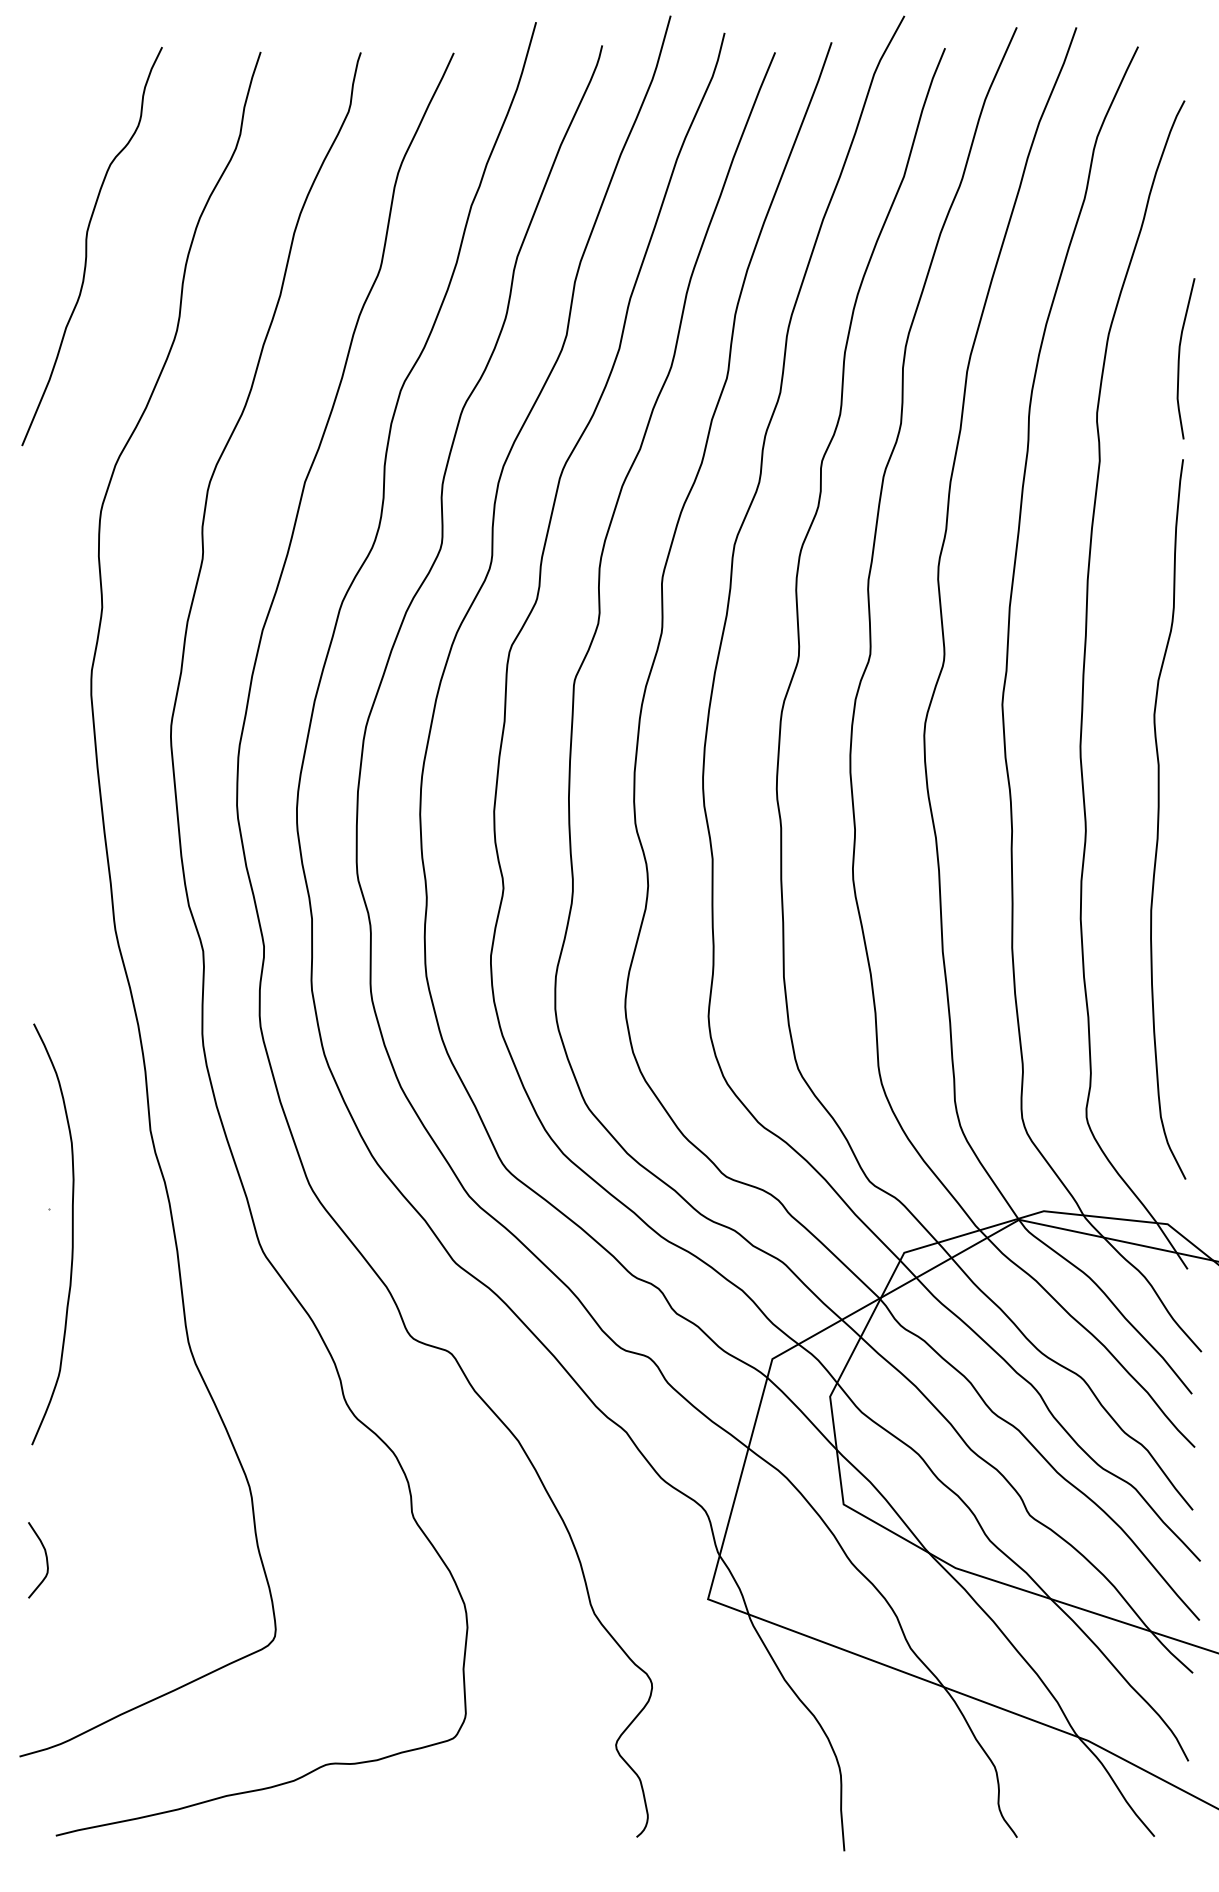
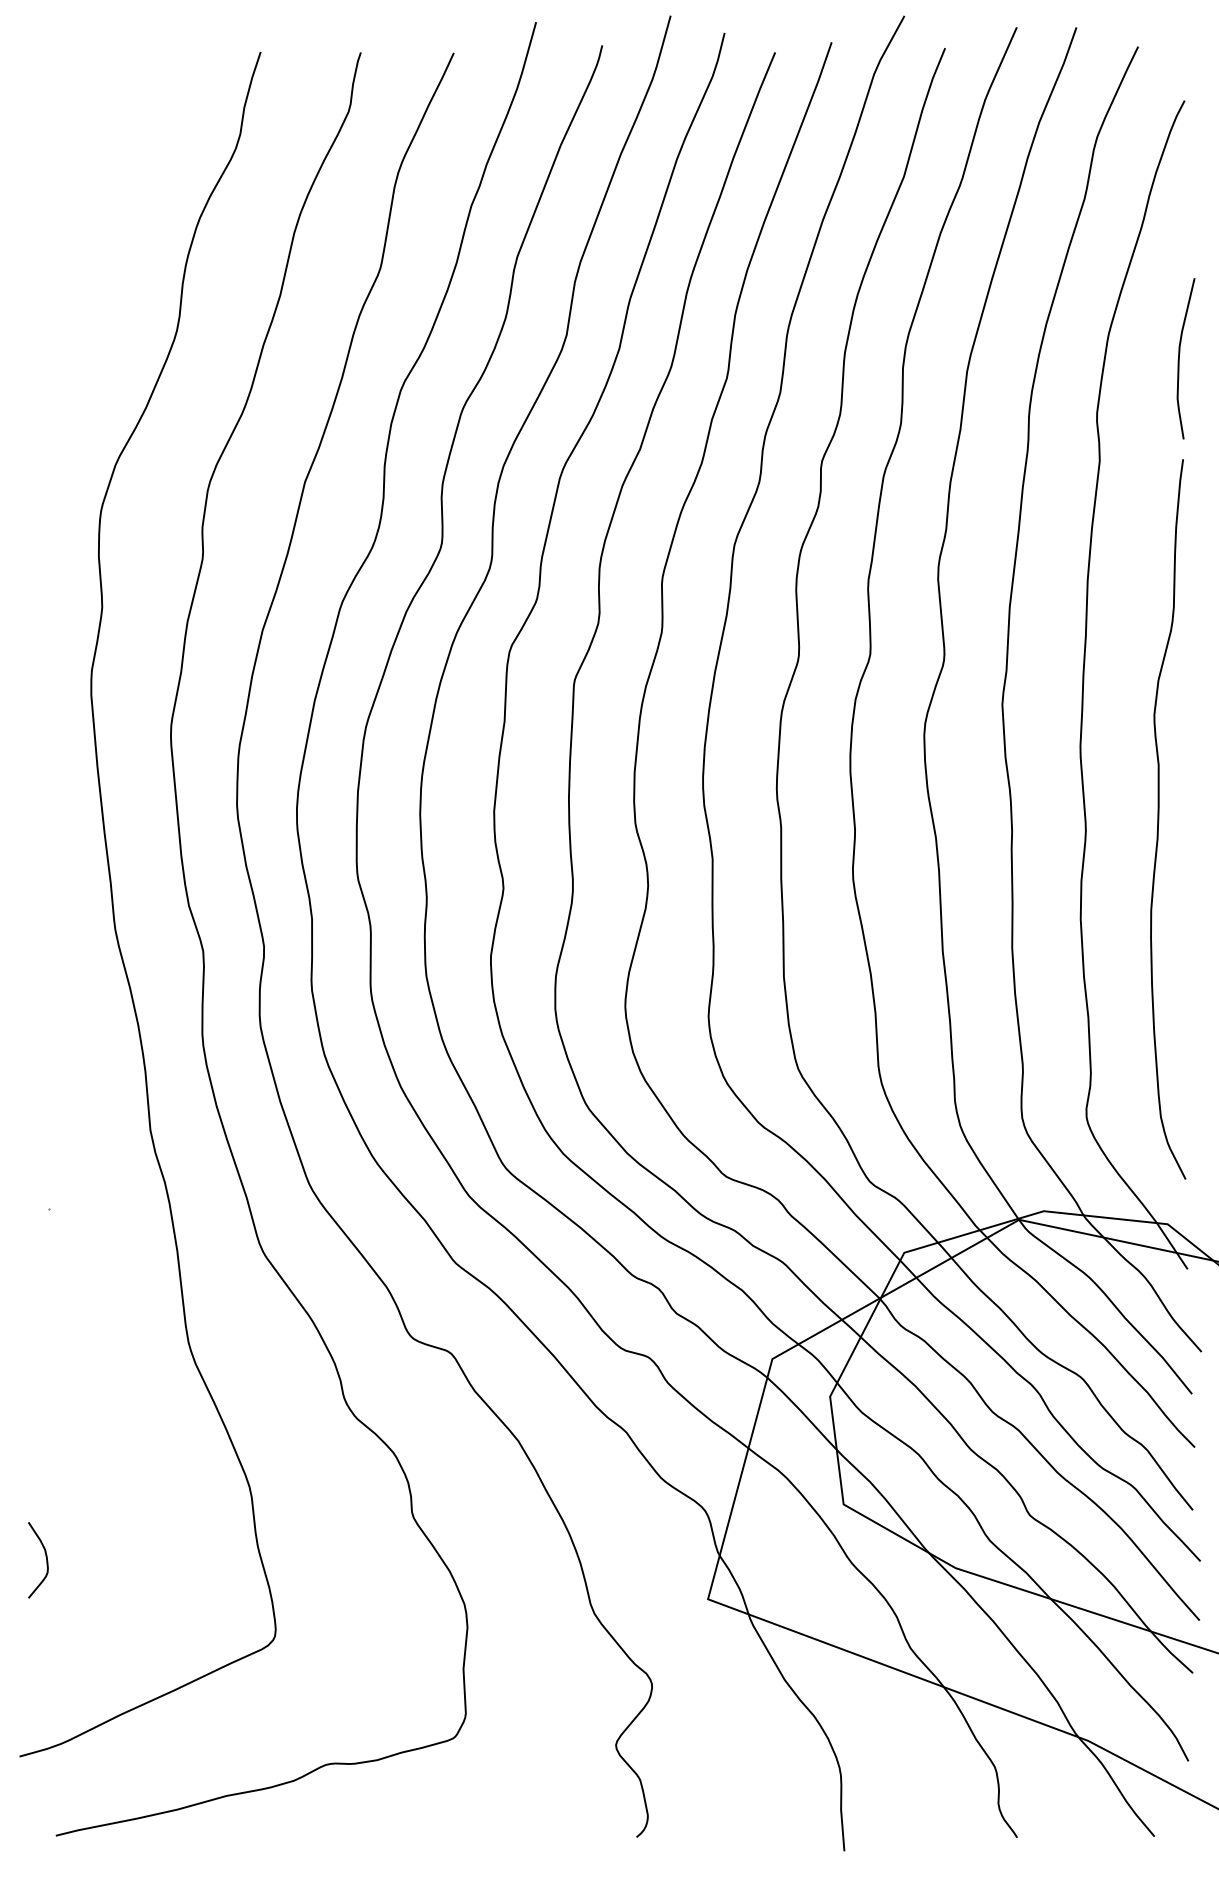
curve: present -> none (87, 246)
curve: present -> none (71, 1234)
